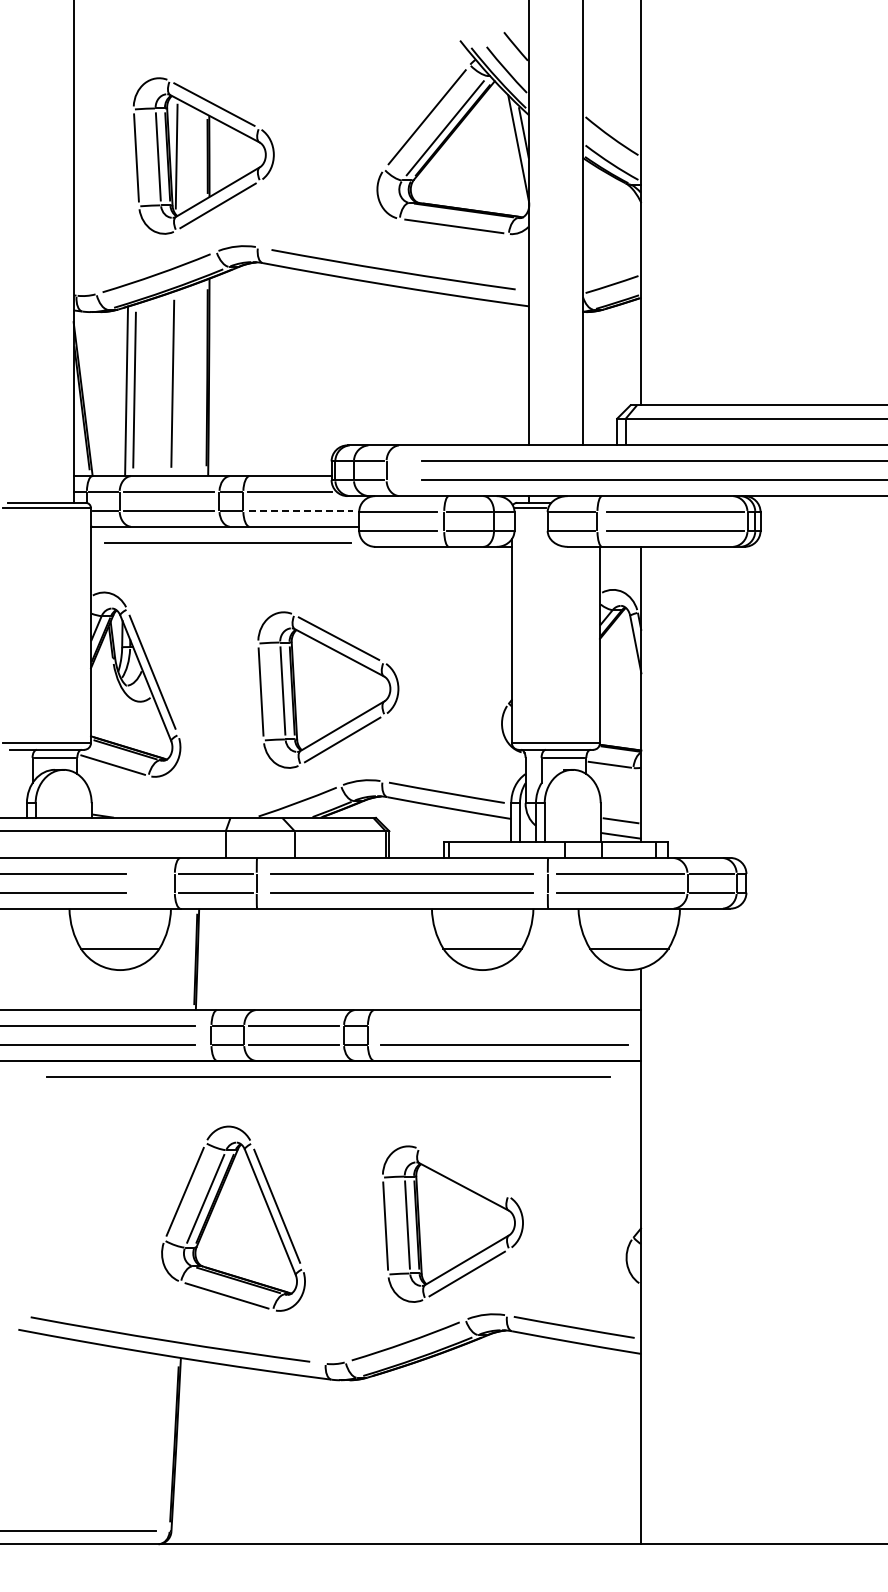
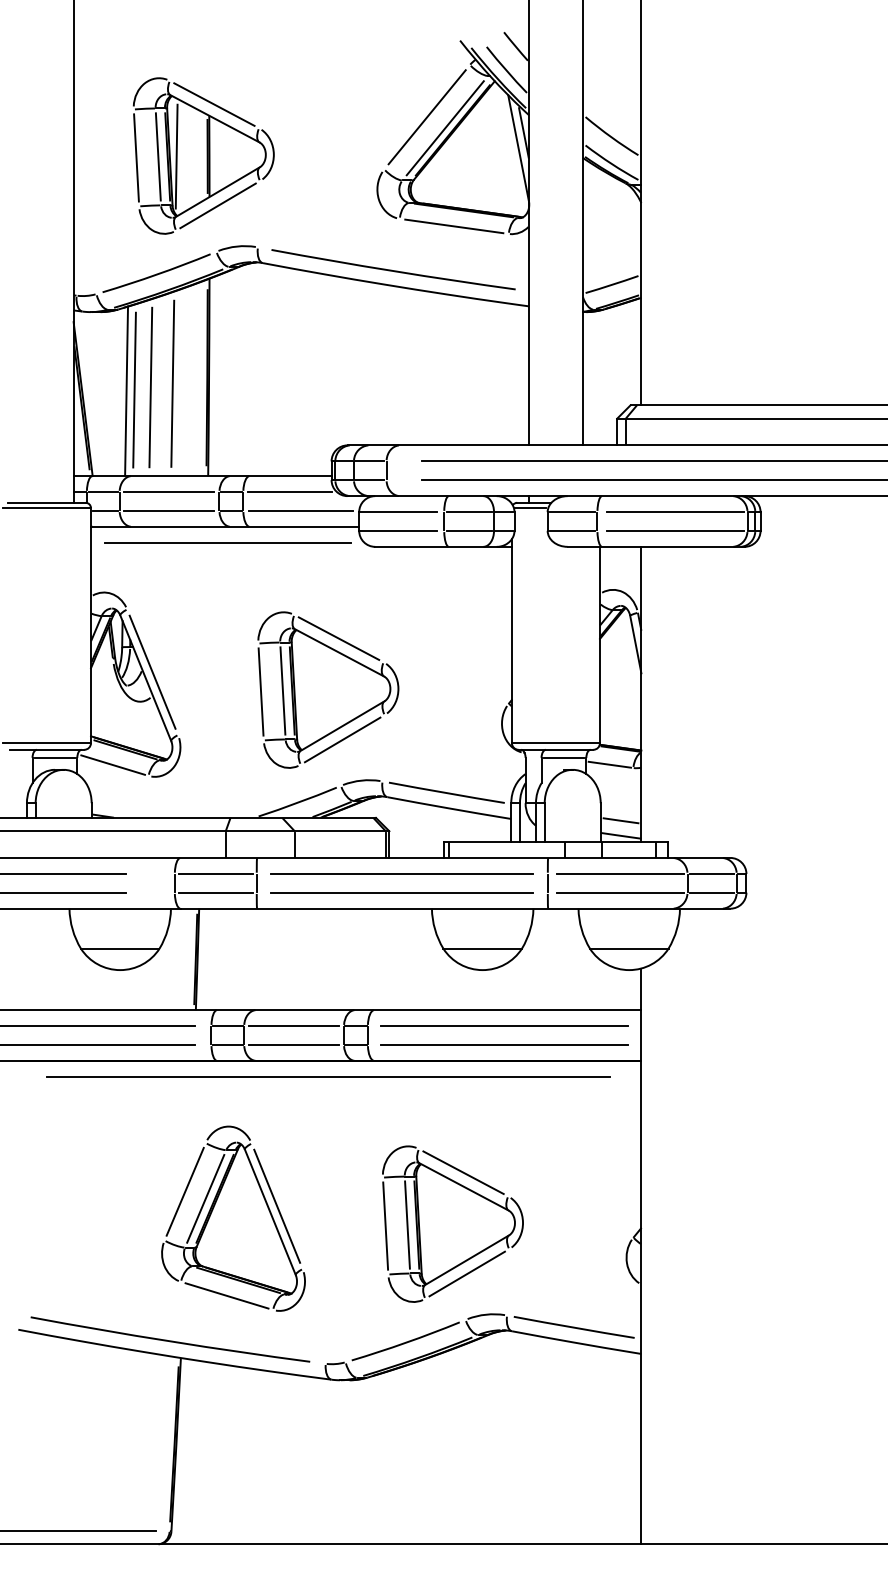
line: none -> present (150, 387)
line: dashed -> solid (301, 510)
line: none -> present (504, 1026)
line: none -> present (463, 1172)
